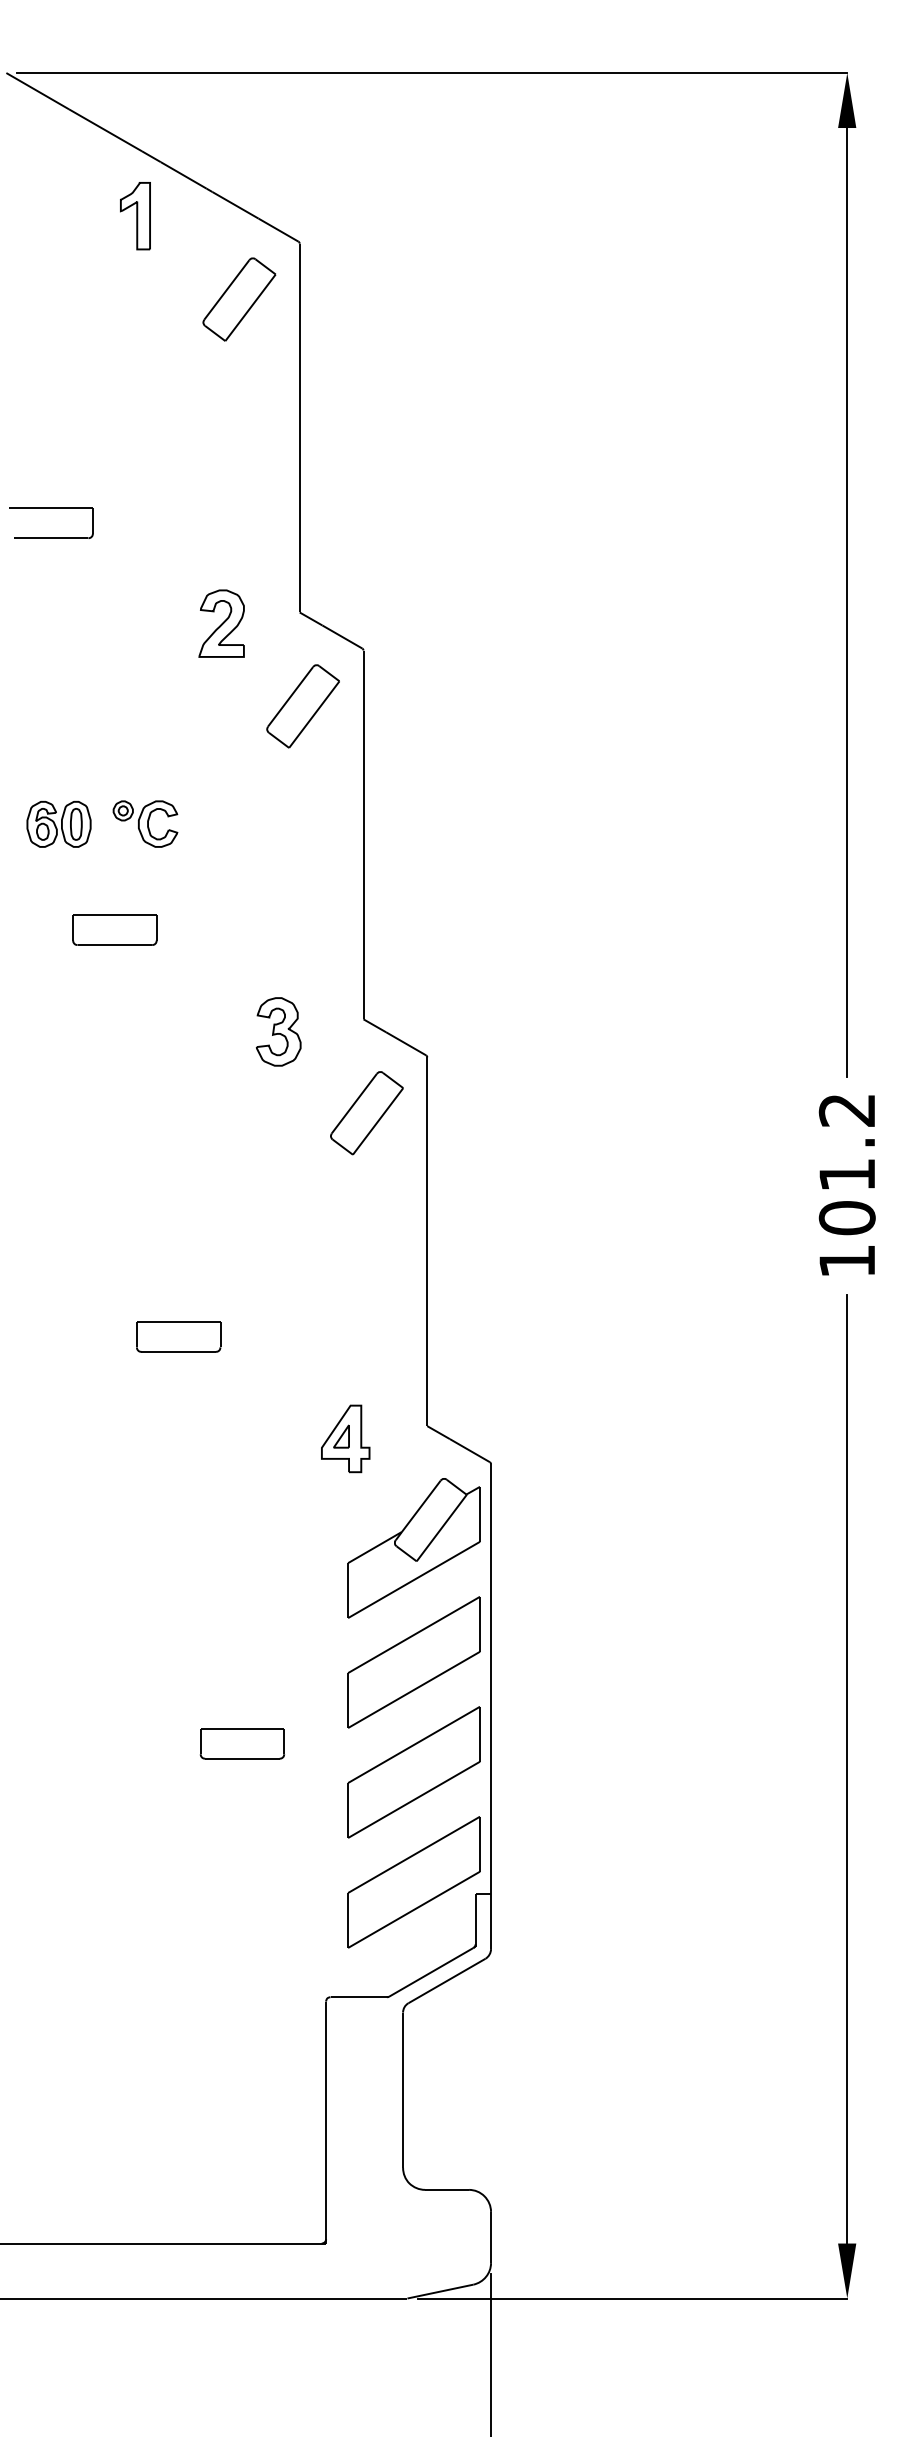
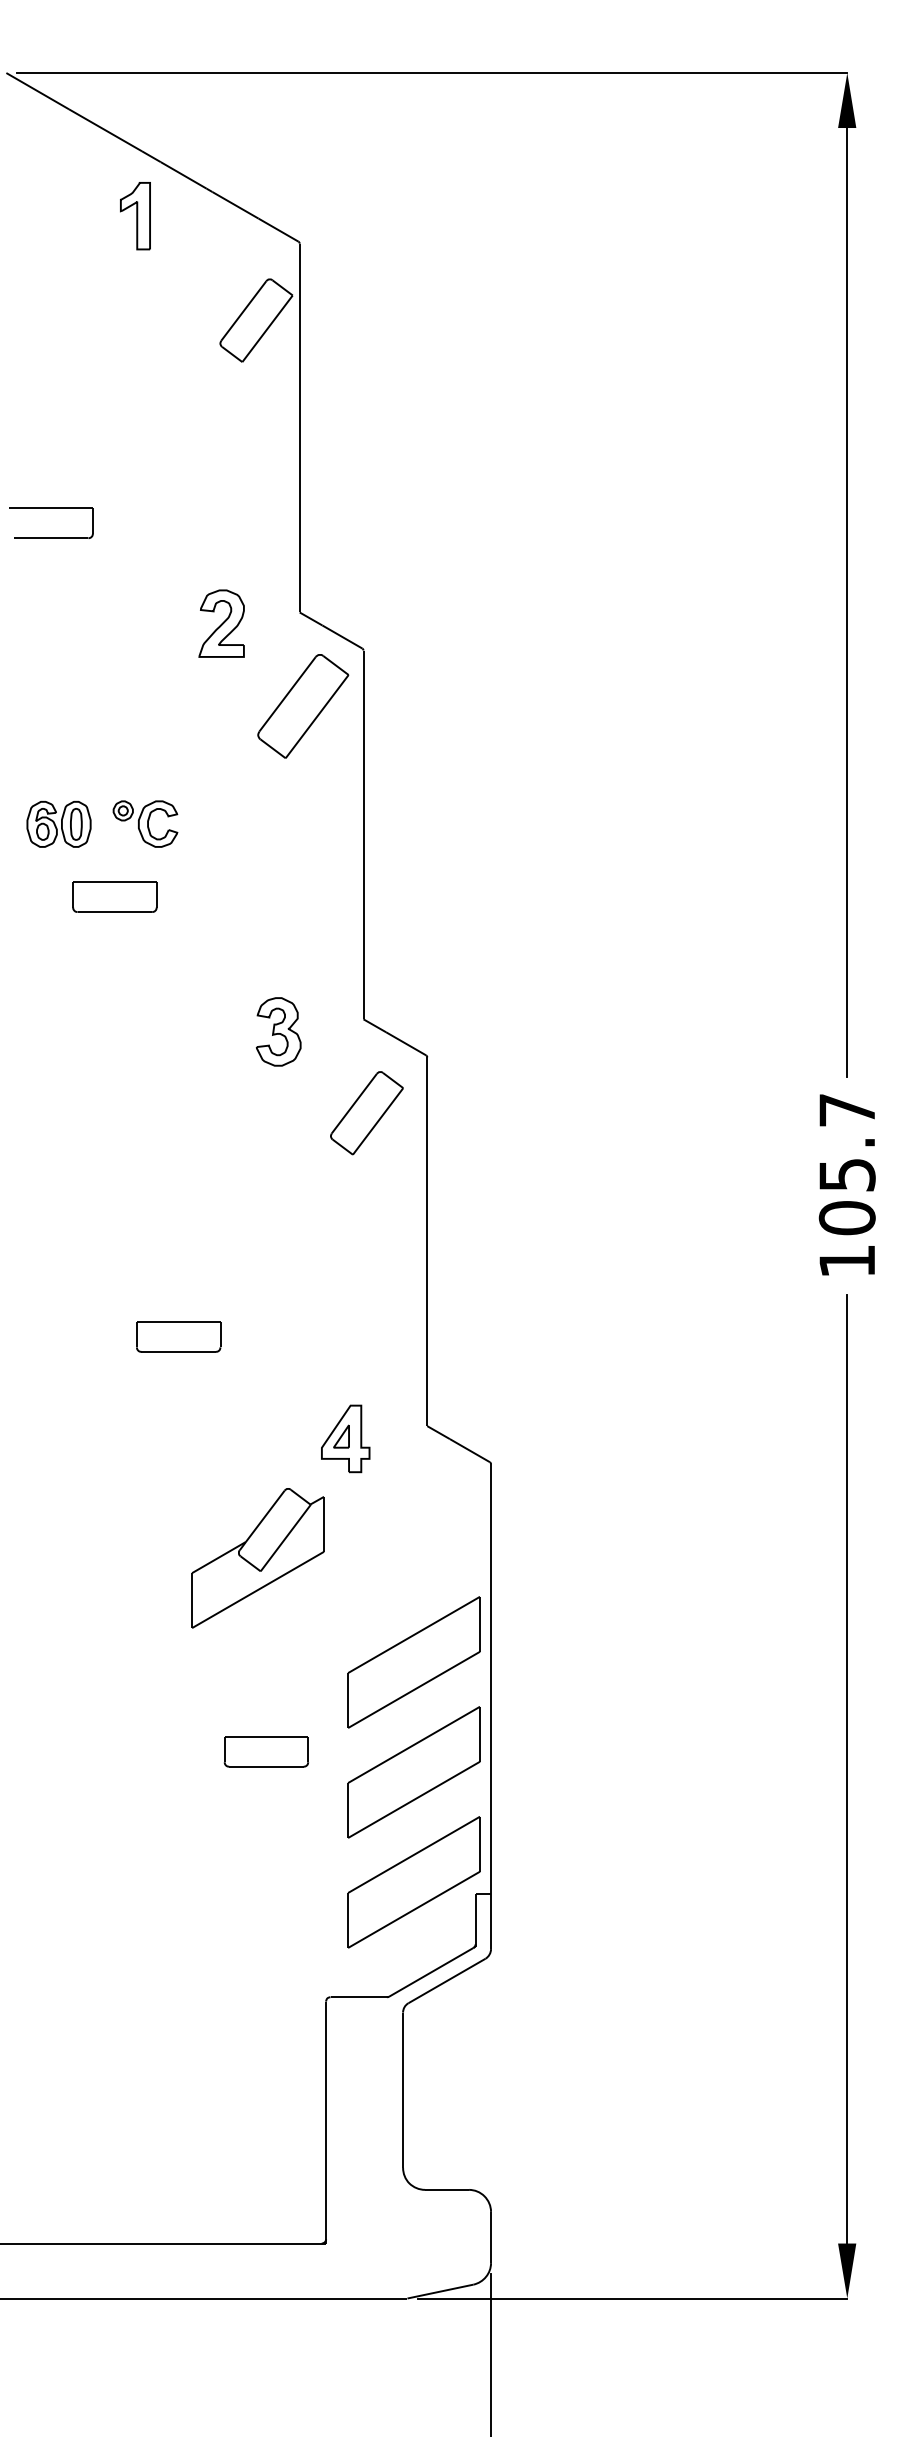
part position: (239, 299) -> (256, 320) (256, 320)
part size: 74x85 px -> 93x105 px (303, 706)
part position: (114, 929) -> (114, 896) (114, 896)
text: 101.2 -> 105.7 (846, 1142)
part position: (413, 1548) -> (257, 1558) (257, 1558)
part position: (242, 1743) -> (266, 1751) (266, 1751)
